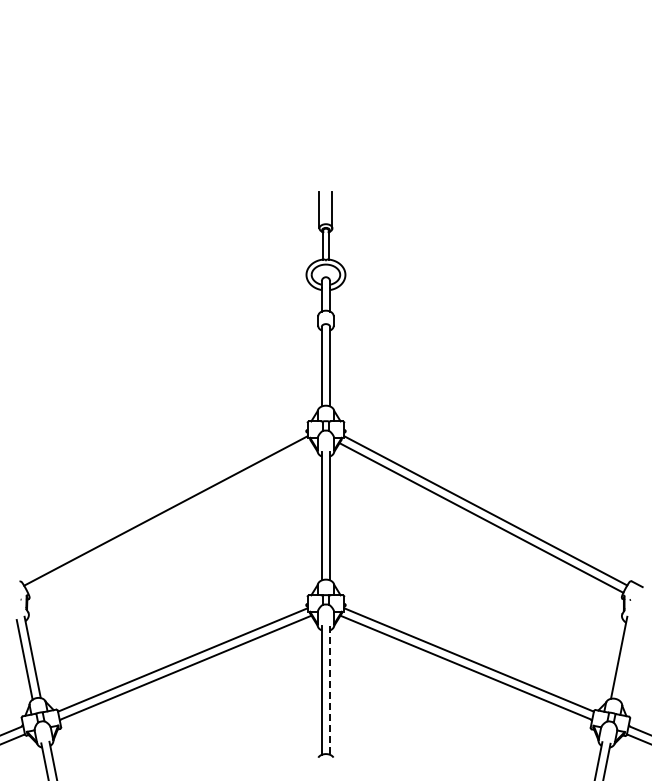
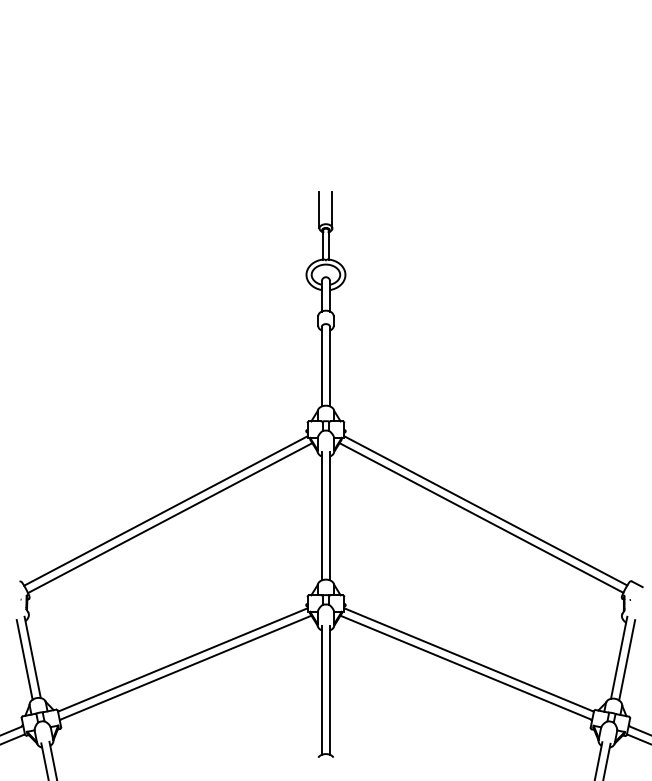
line: none -> present (170, 518)
line: none -> present (627, 660)
line: dashed -> solid (330, 691)
